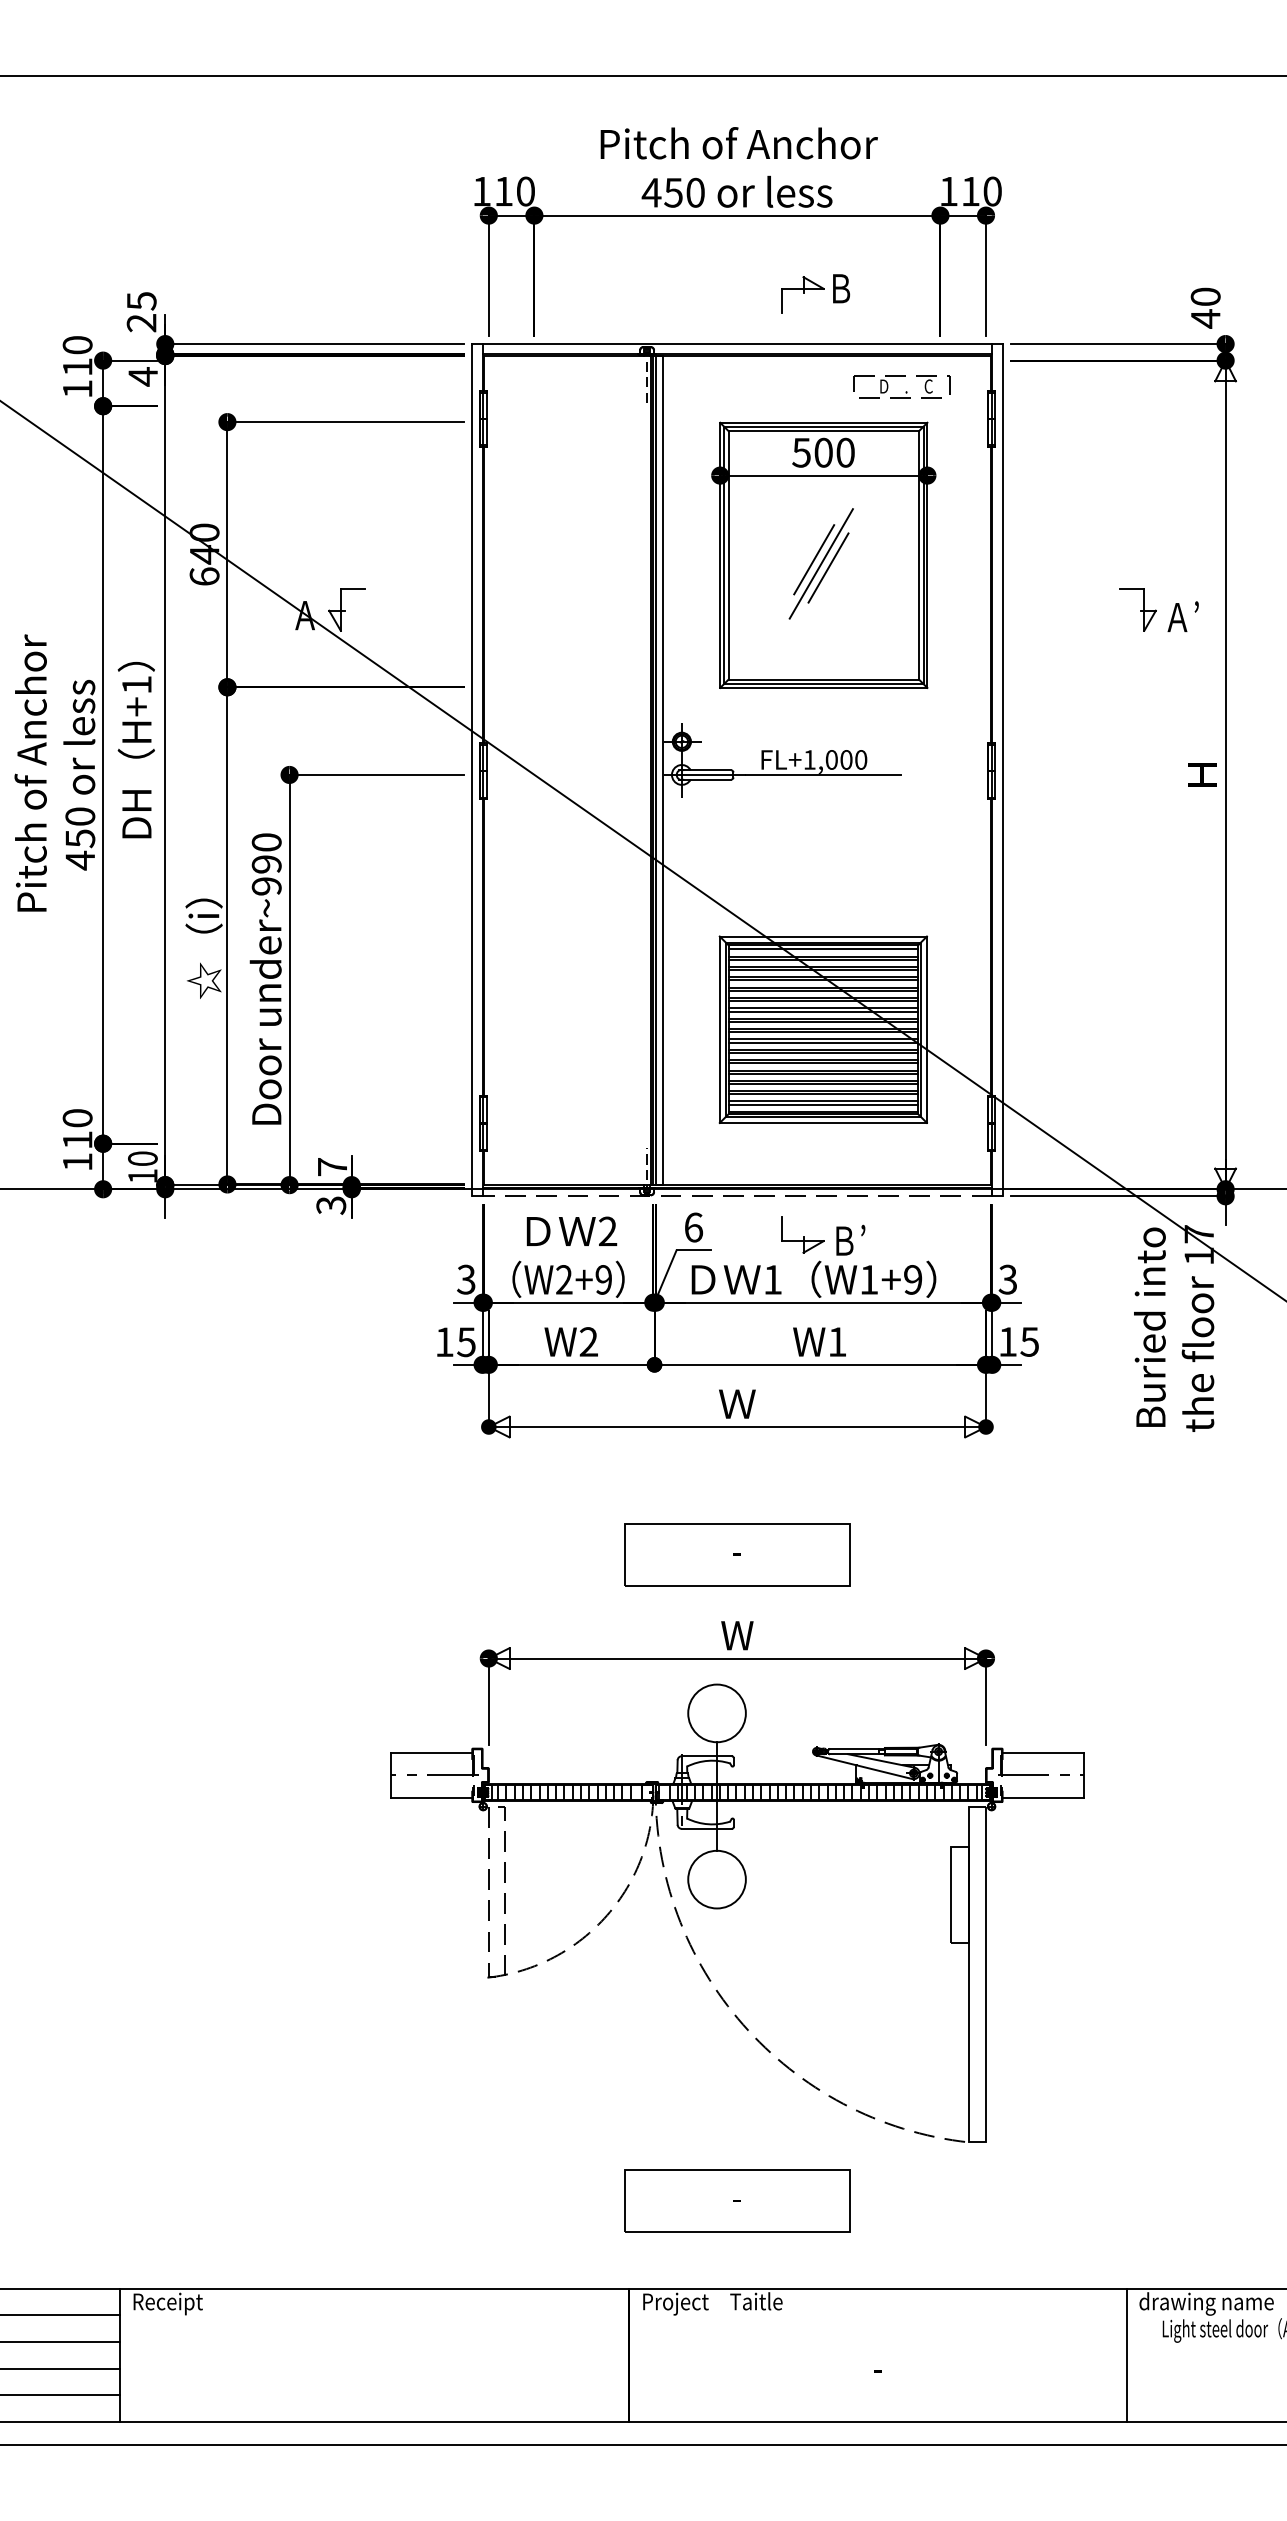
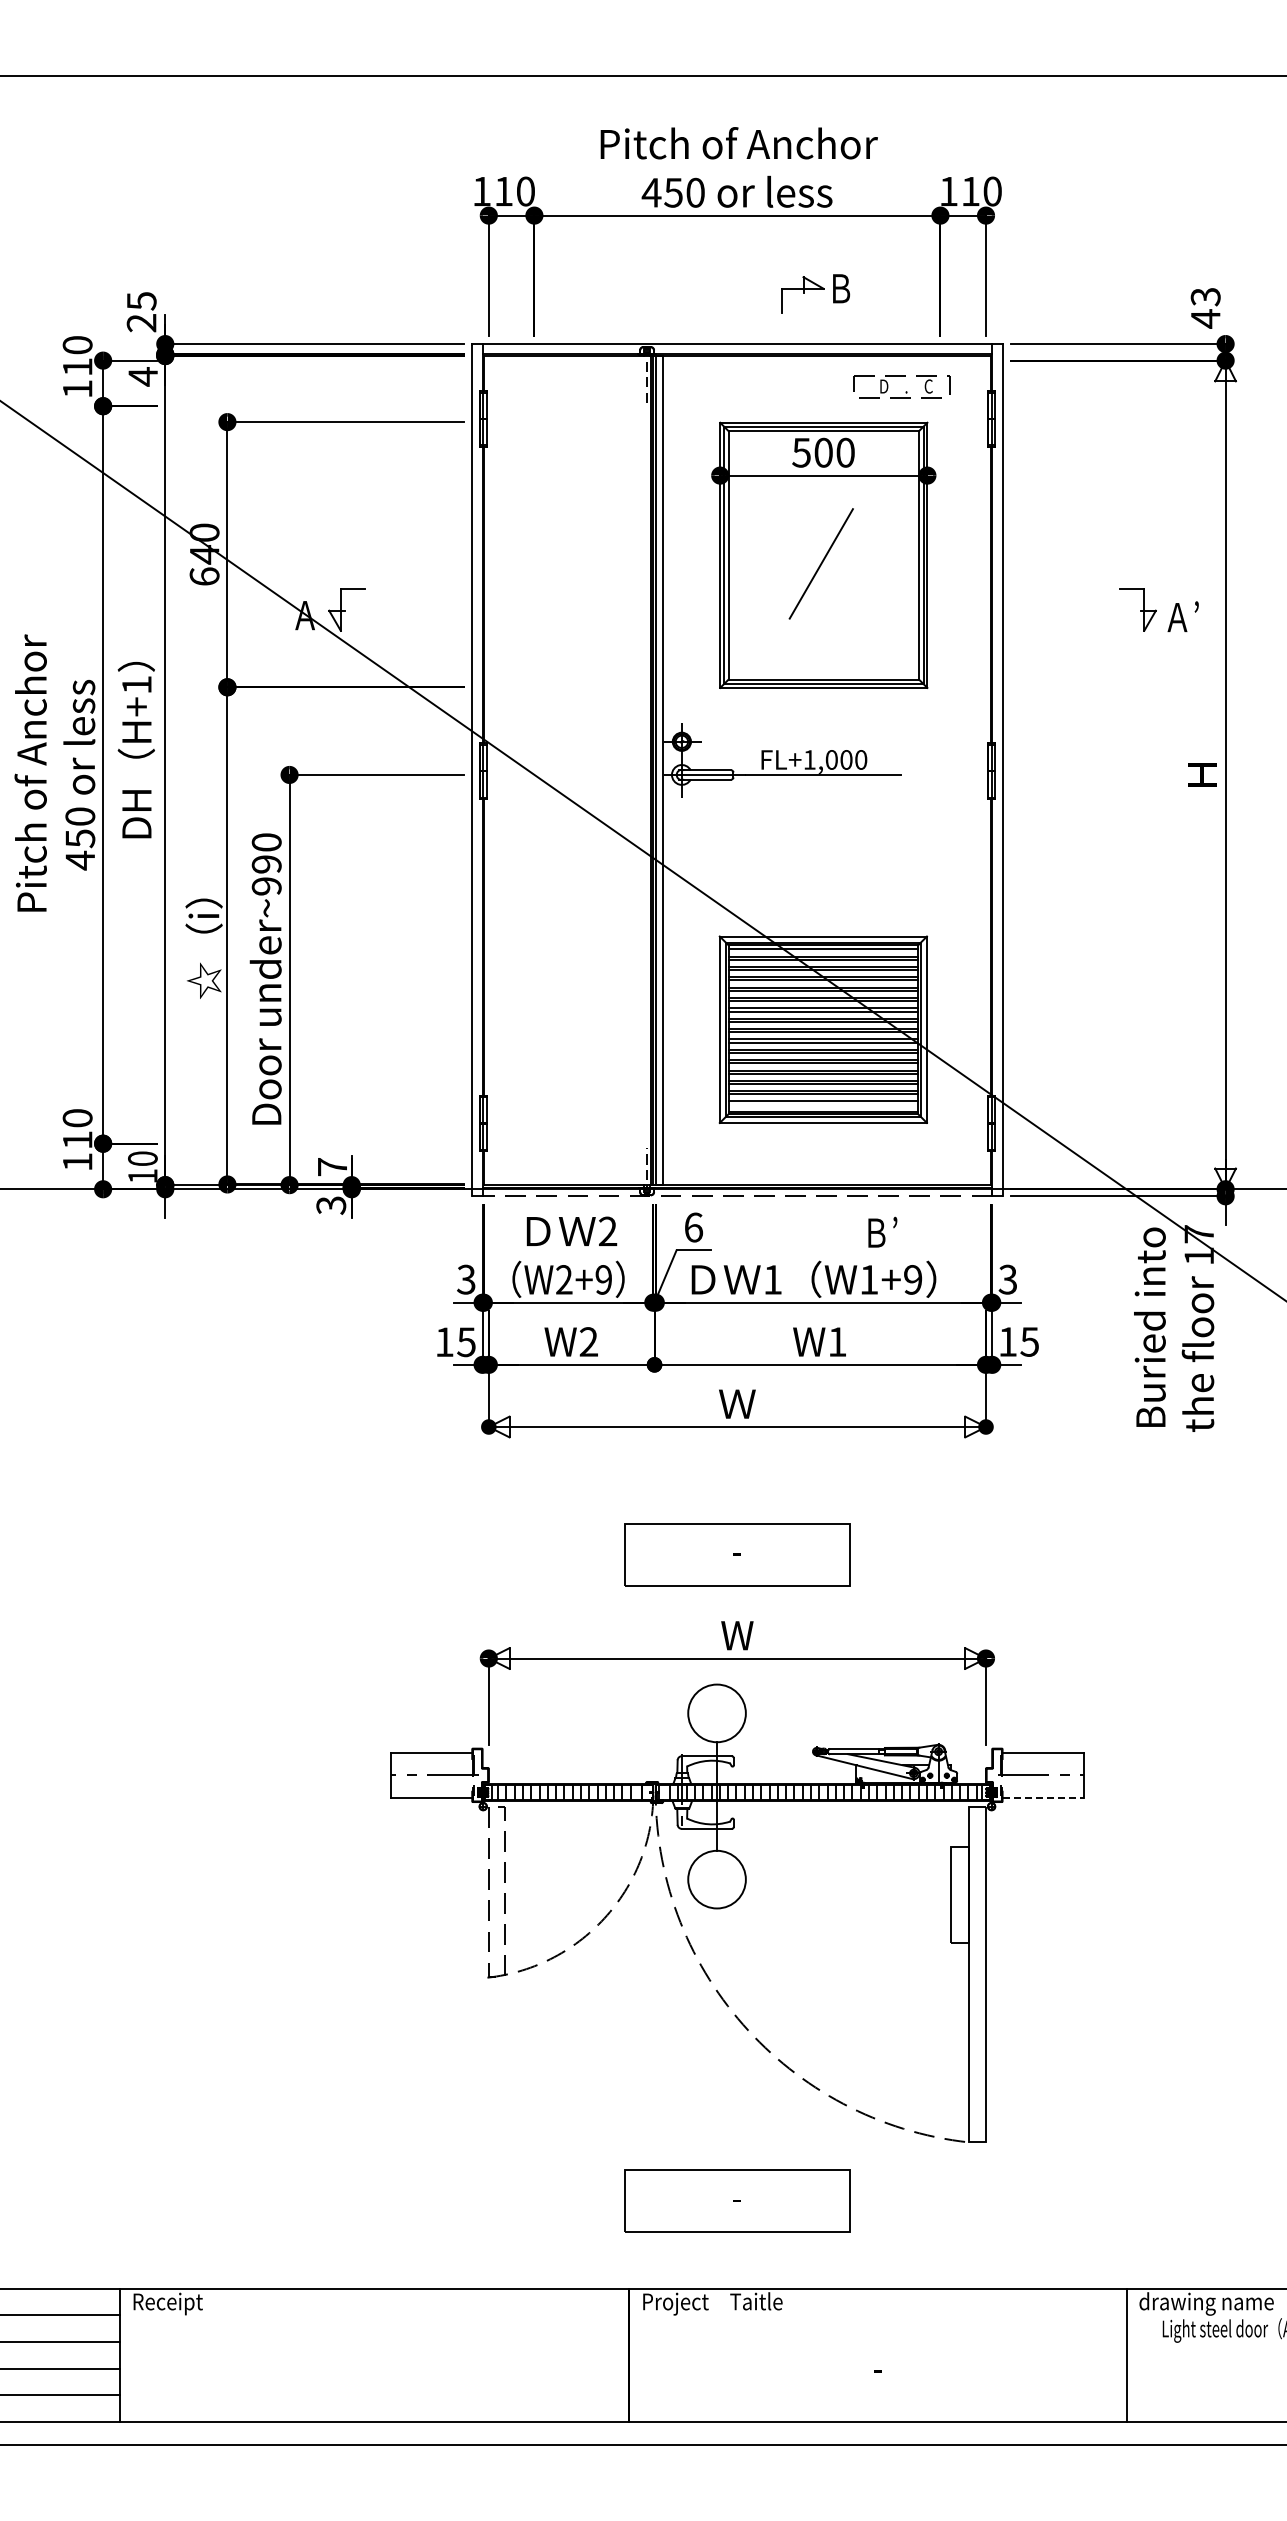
text: 40 -> 43 (1205, 296)
line: present -> none (814, 559)
line: present -> none (828, 567)
line: present -> none (823, 1104)
part: present -> none (802, 1234)
text position: (850, 1239) -> (882, 1231) (882, 1231)
line: solid -> dashed (1043, 1797)
